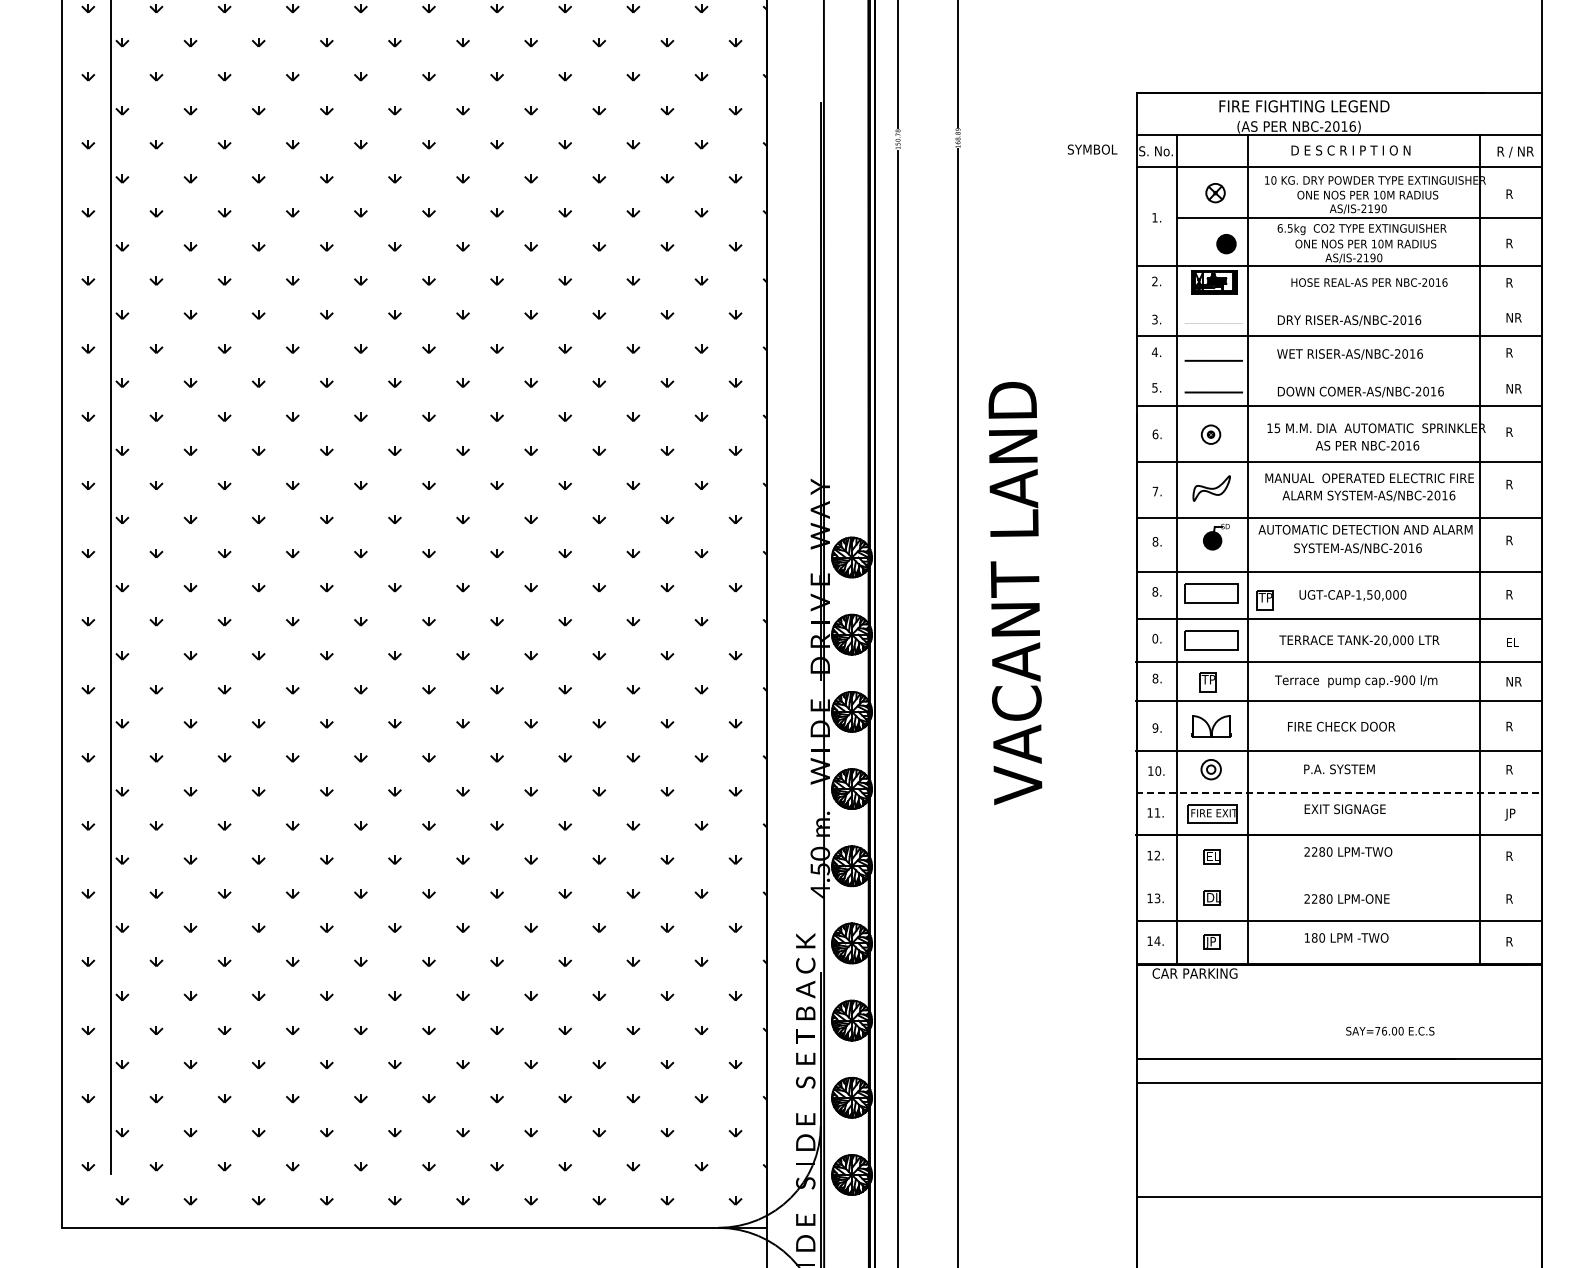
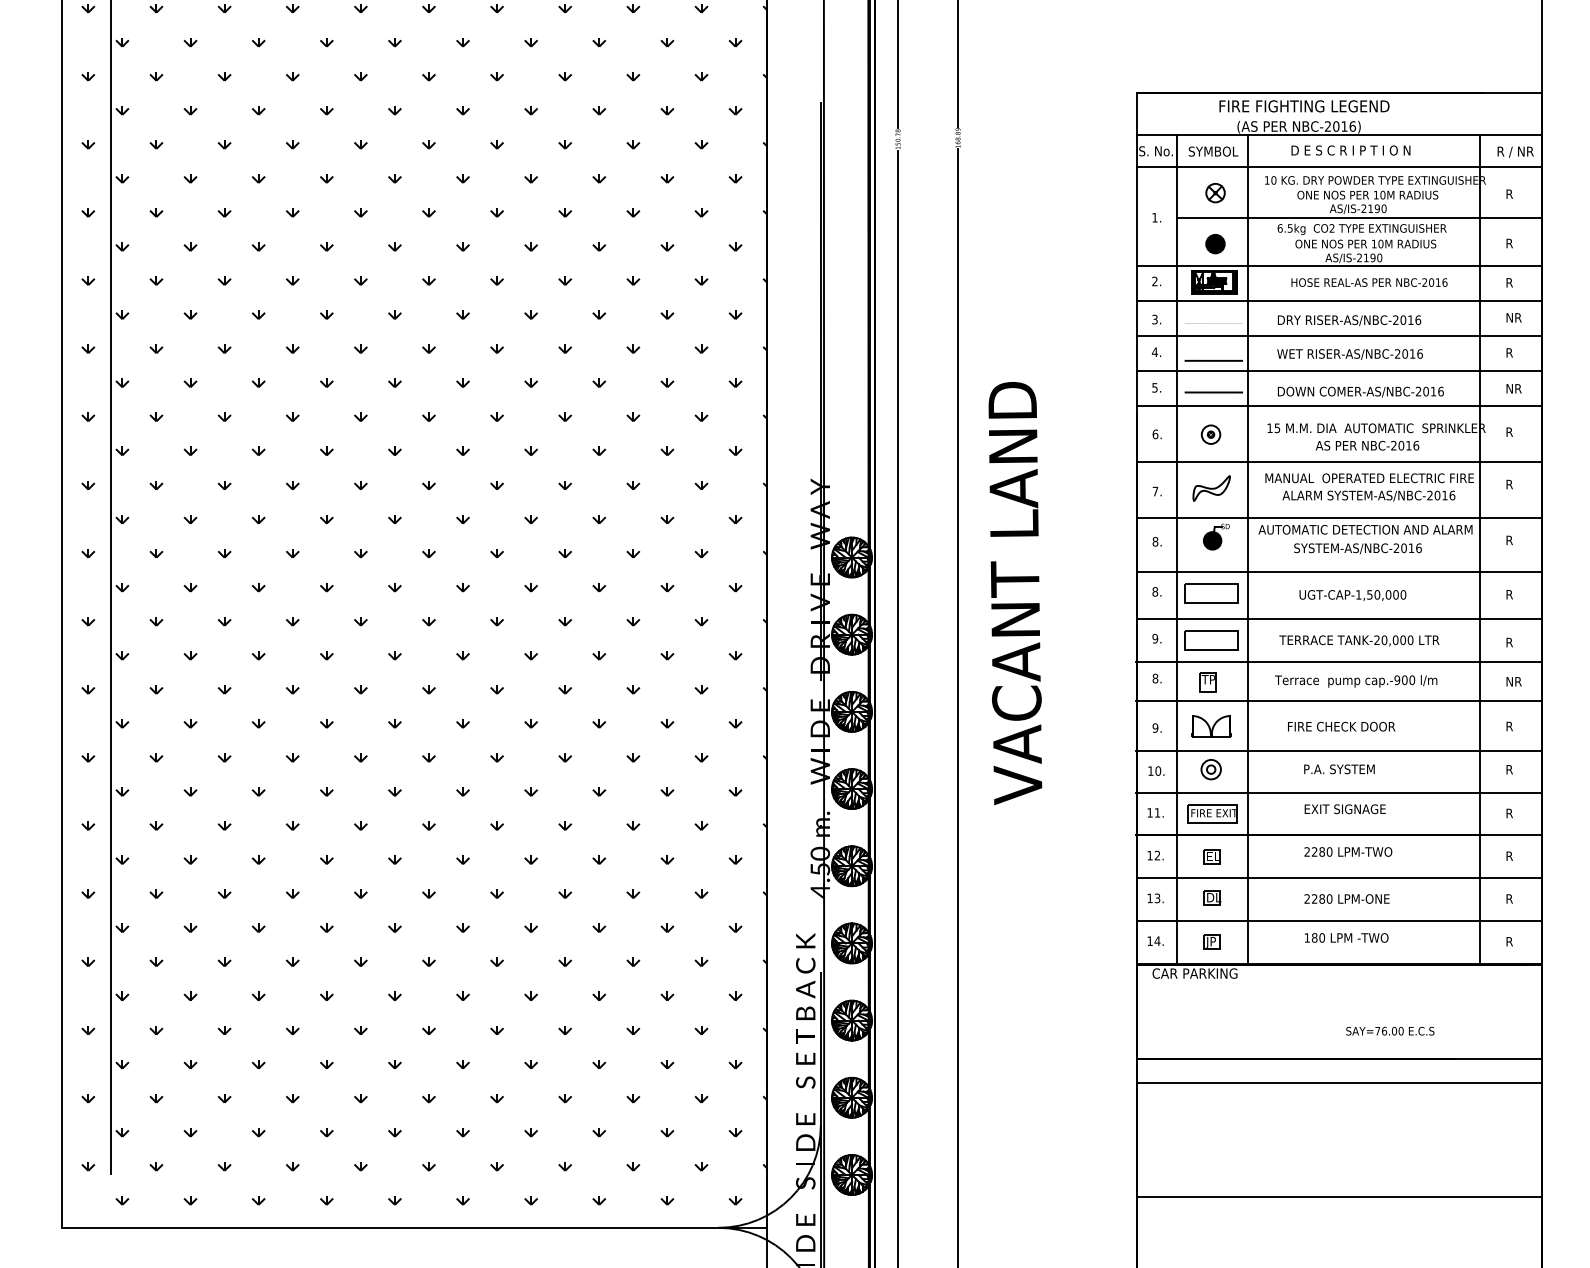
text position: (1092, 149) -> (1213, 151) (1213, 151)
part position: (1226, 244) -> (1215, 244) (1215, 244)
line: none -> present (1339, 300)
line: none -> present (1339, 370)
part: present -> none (1264, 600)
text: 0. -> 9. (1154, 638)
text: EL -> R (1512, 642)
line: dashed -> solid (1339, 792)
text: JP -> R (1509, 814)
line: none -> present (1339, 878)
